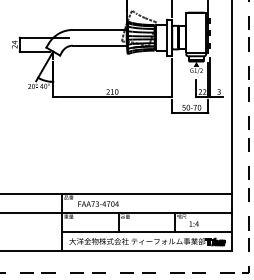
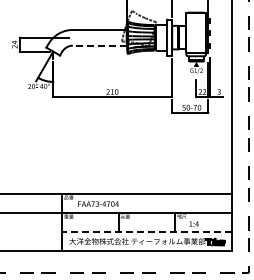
line: solid -> dashed (99, 45)
line: solid -> dashed (147, 232)
